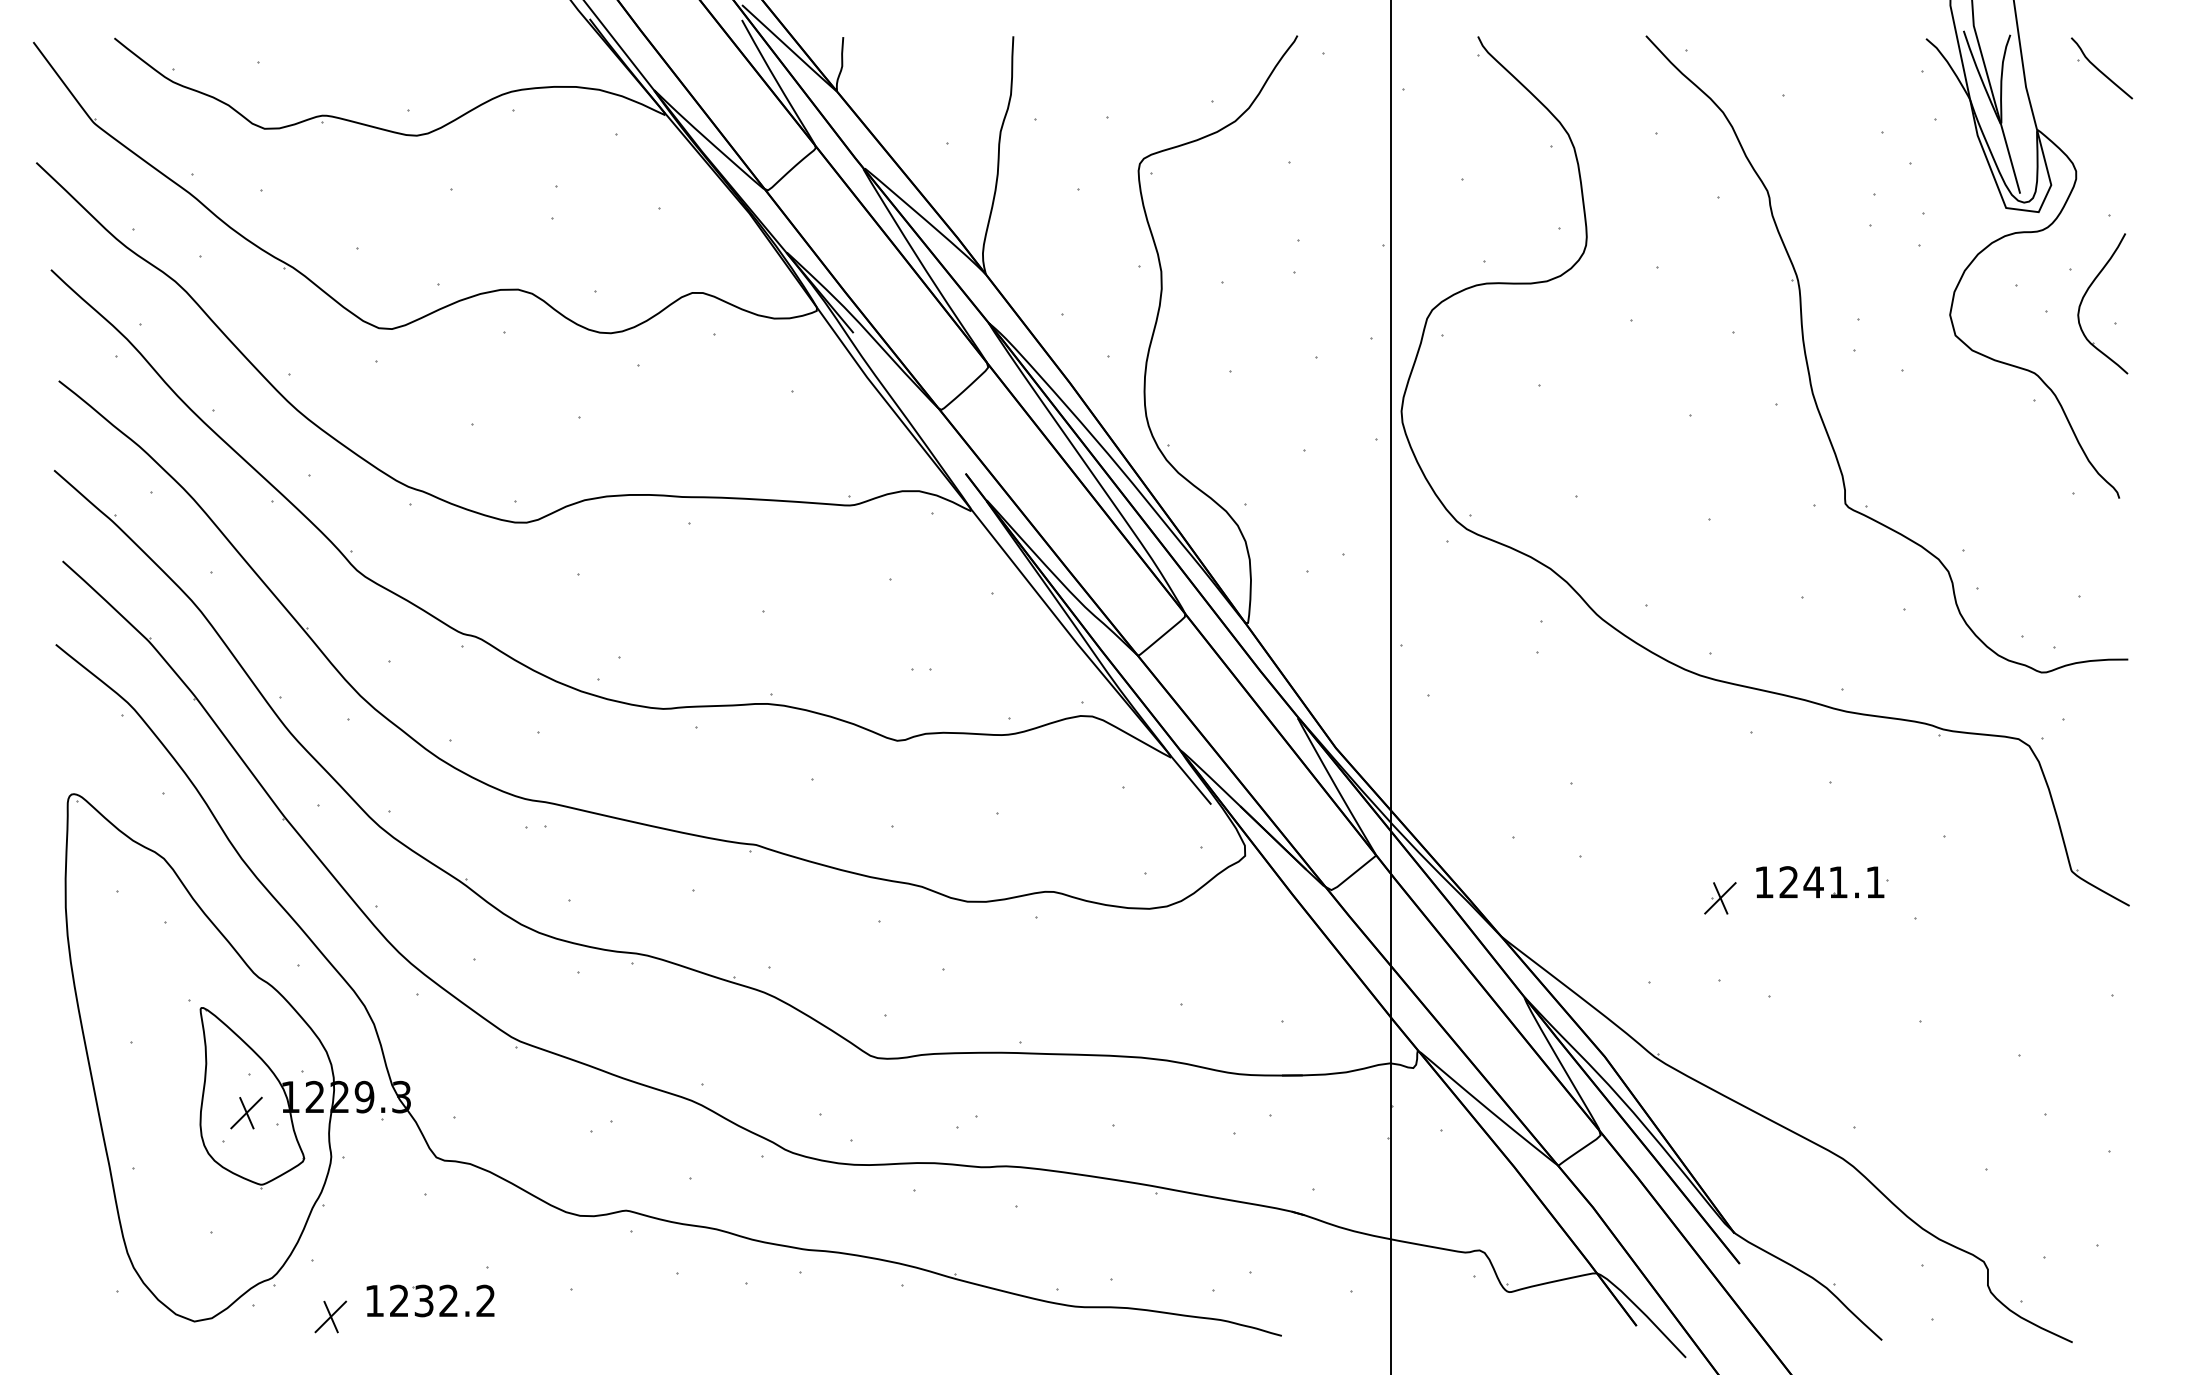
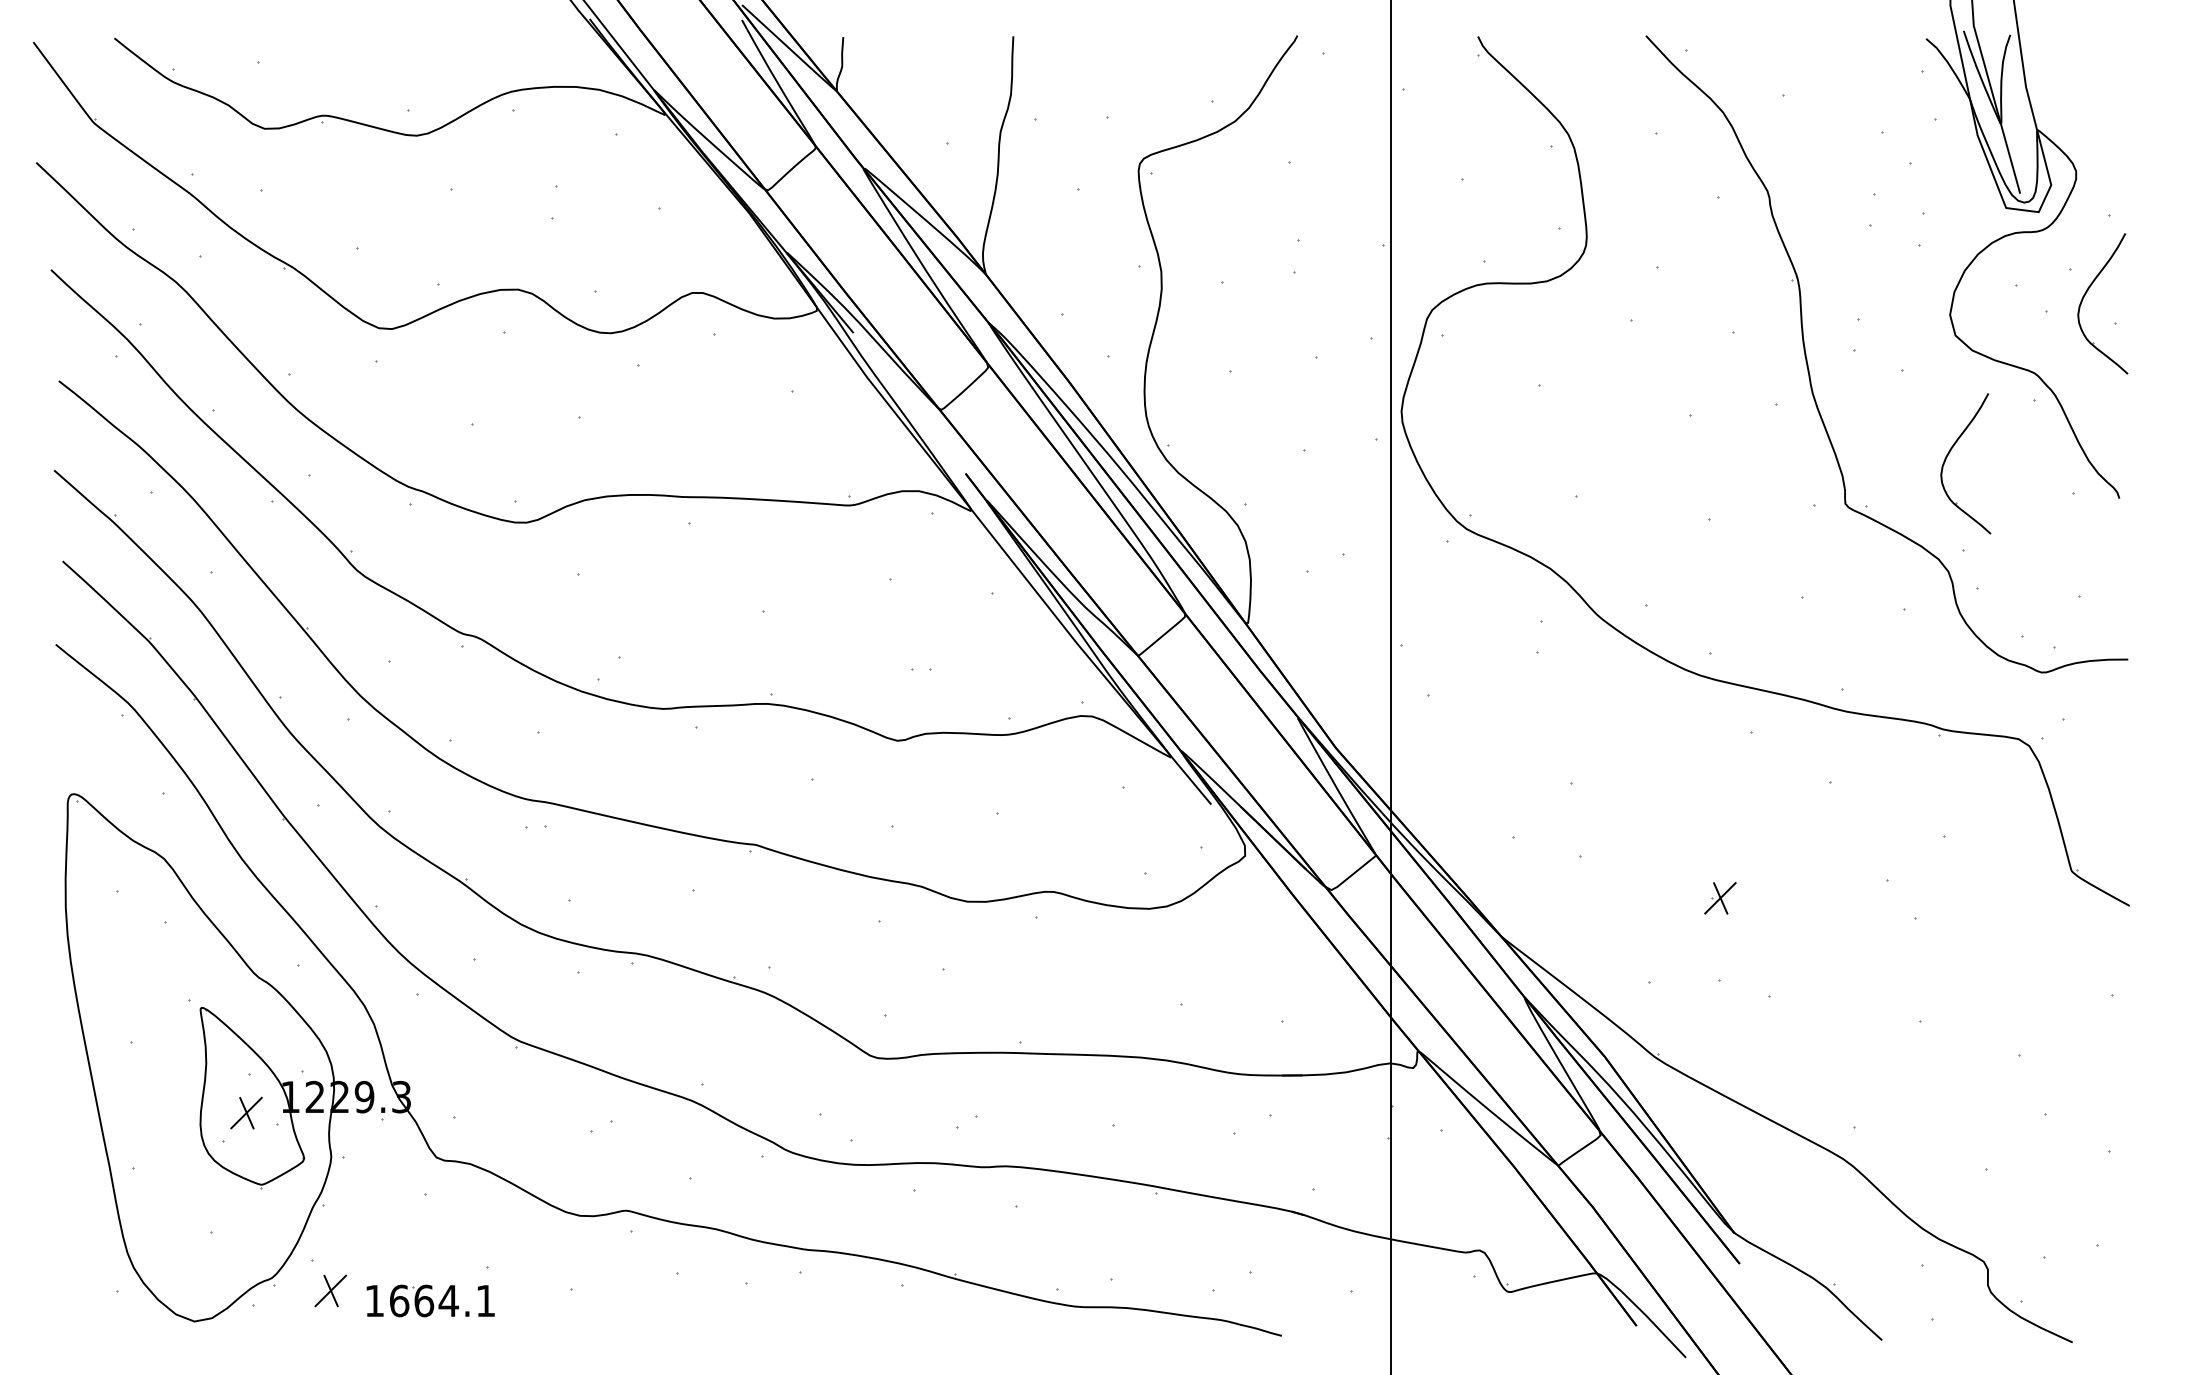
part: present -> none (2102, 68)
part: none -> present (1950, 452)
part: present -> none (1820, 881)
text: 1232.2 -> 1664.1 (442, 1300)
part position: (330, 1316) -> (330, 1290) (330, 1290)
